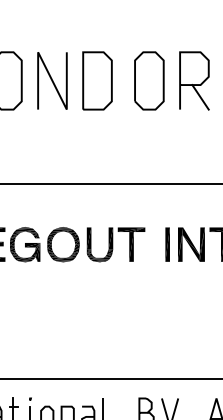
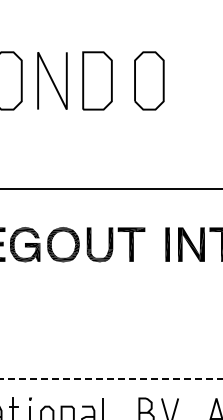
part: present -> none (194, 80)
line position: (110, 184) -> (110, 189) (110, 189)
line: solid -> dashed (111, 379)
